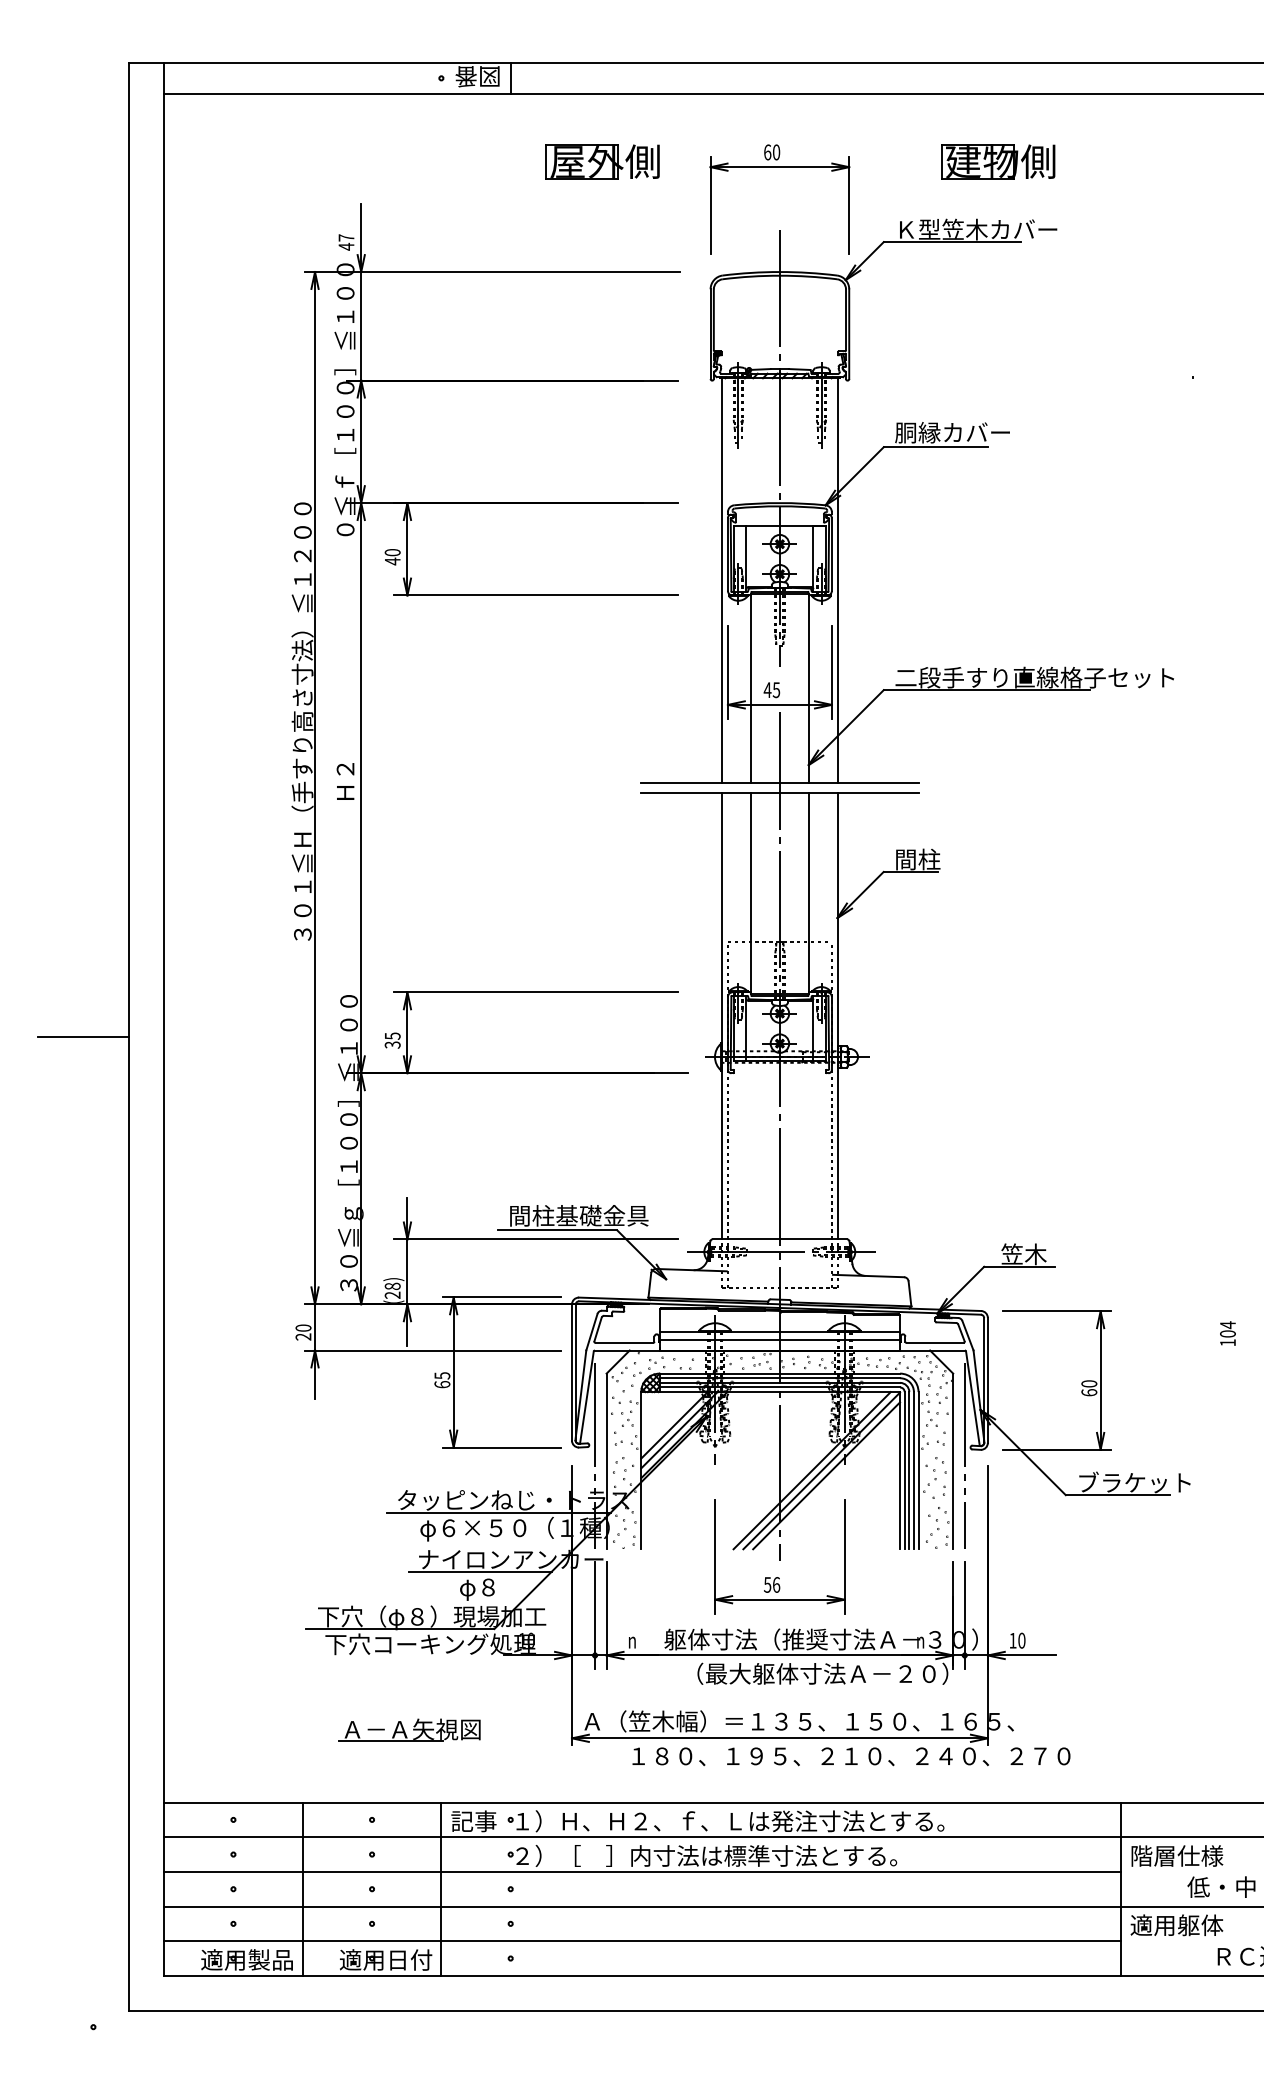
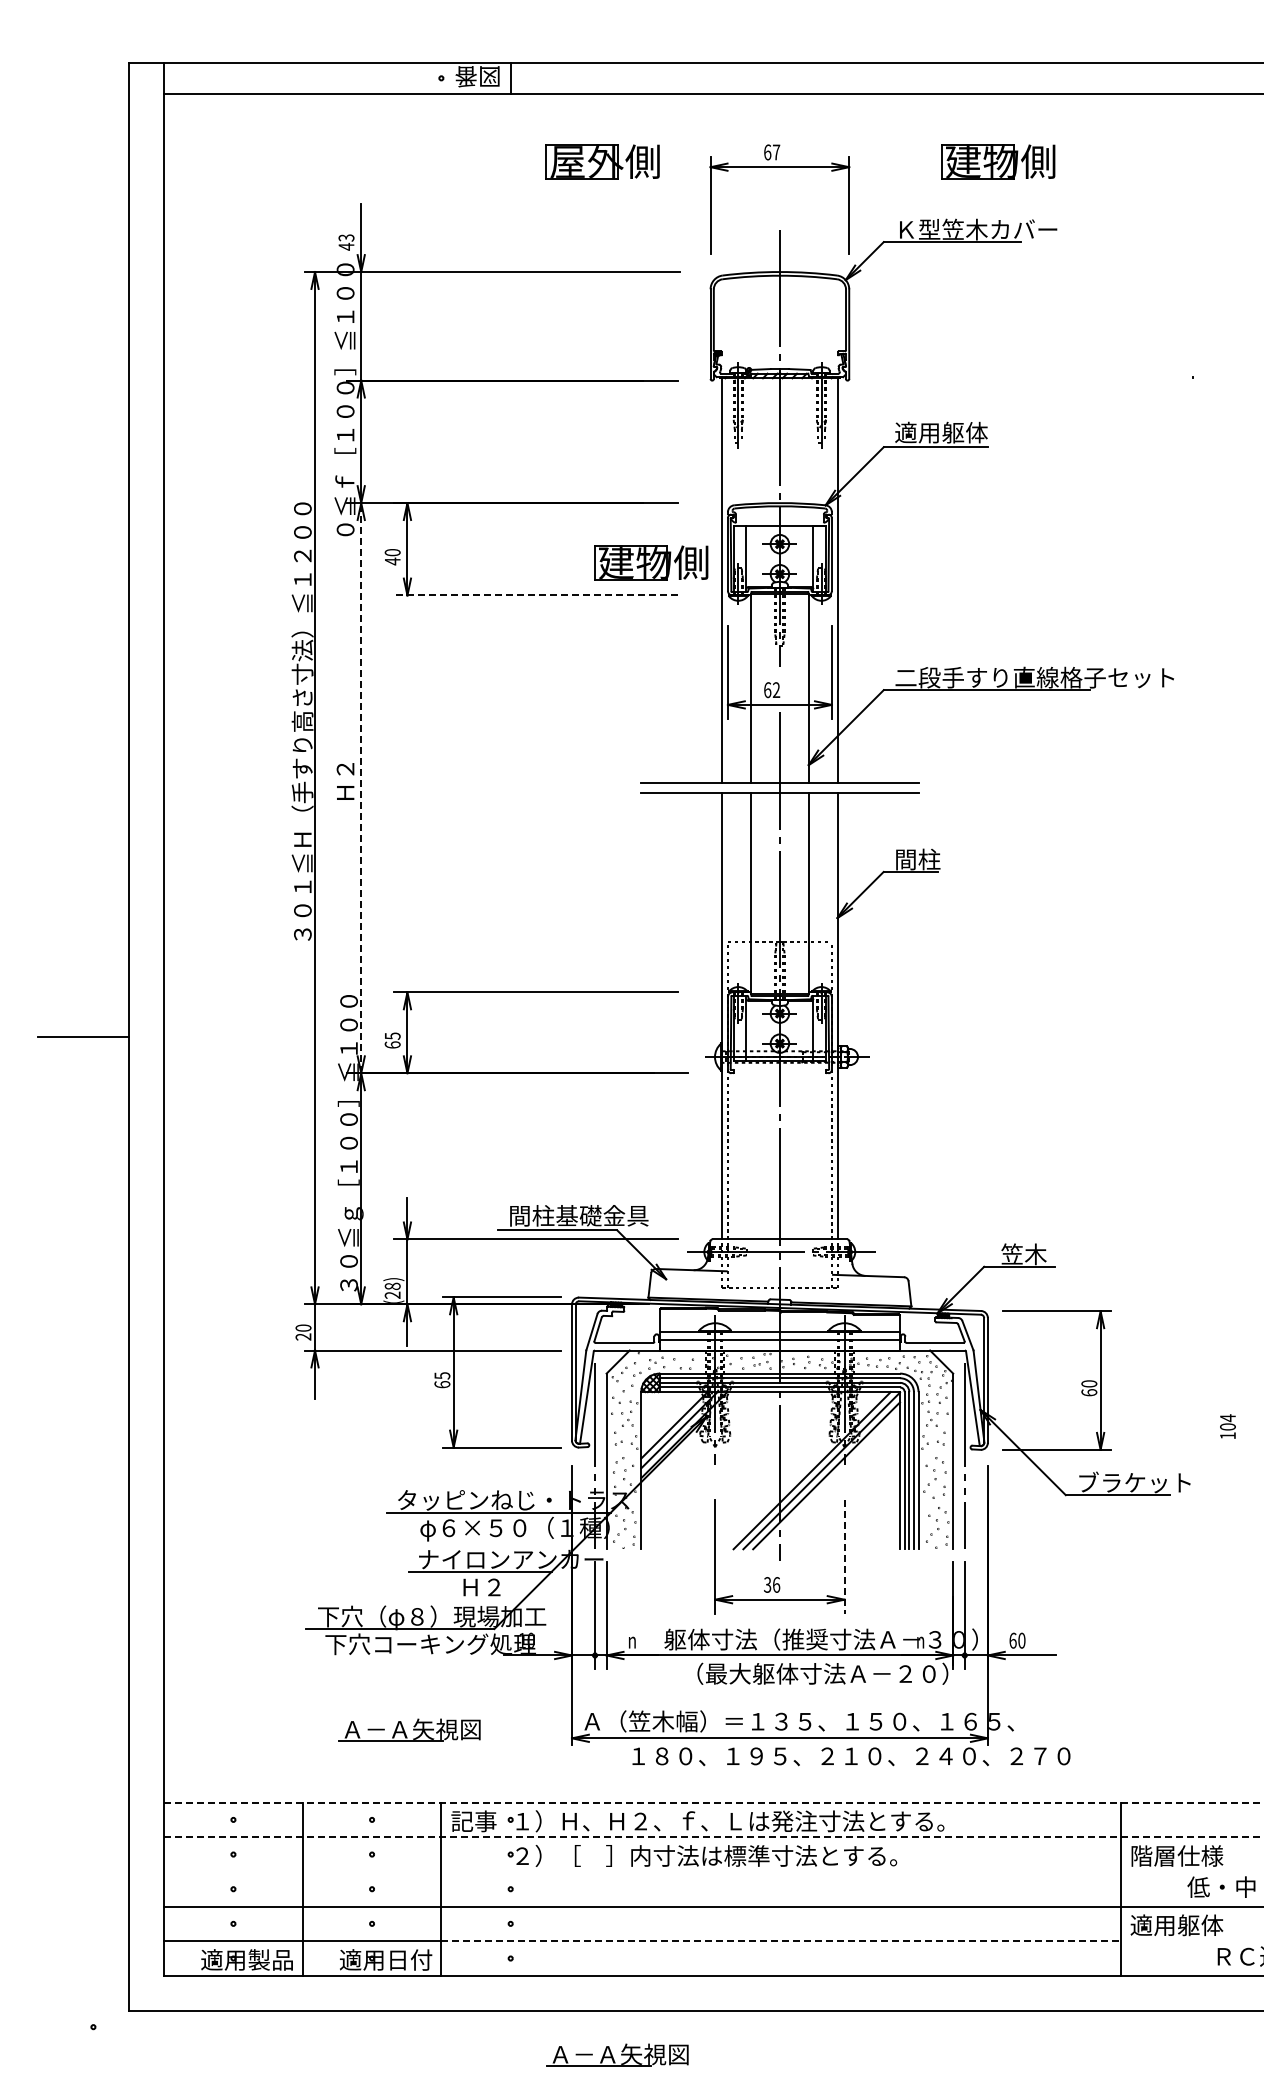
text: 60 -> 67 (776, 152)
text: 47 -> 43 (346, 237)
text: 胴縁カバー -> 適用躯体 (952, 432)
part: none -> present (651, 562)
line: solid -> dashed (535, 595)
text: 45 -> 62 (771, 690)
line: solid -> dashed (361, 787)
text: 35 -> 65 (392, 1044)
text position: (1227, 1333) -> (1227, 1426) (1227, 1426)
line: solid -> dashed (844, 1556)
text: 56 -> 36 (767, 1584)
text: φ８ -> Ｈ２ (480, 1589)
text: 10 -> 60 (1012, 1640)
line: solid -> dashed (713, 1802)
line: solid -> dashed (713, 1837)
line: present -> none (642, 1871)
line: solid -> dashed (781, 1941)
part: none -> present (617, 2054)
